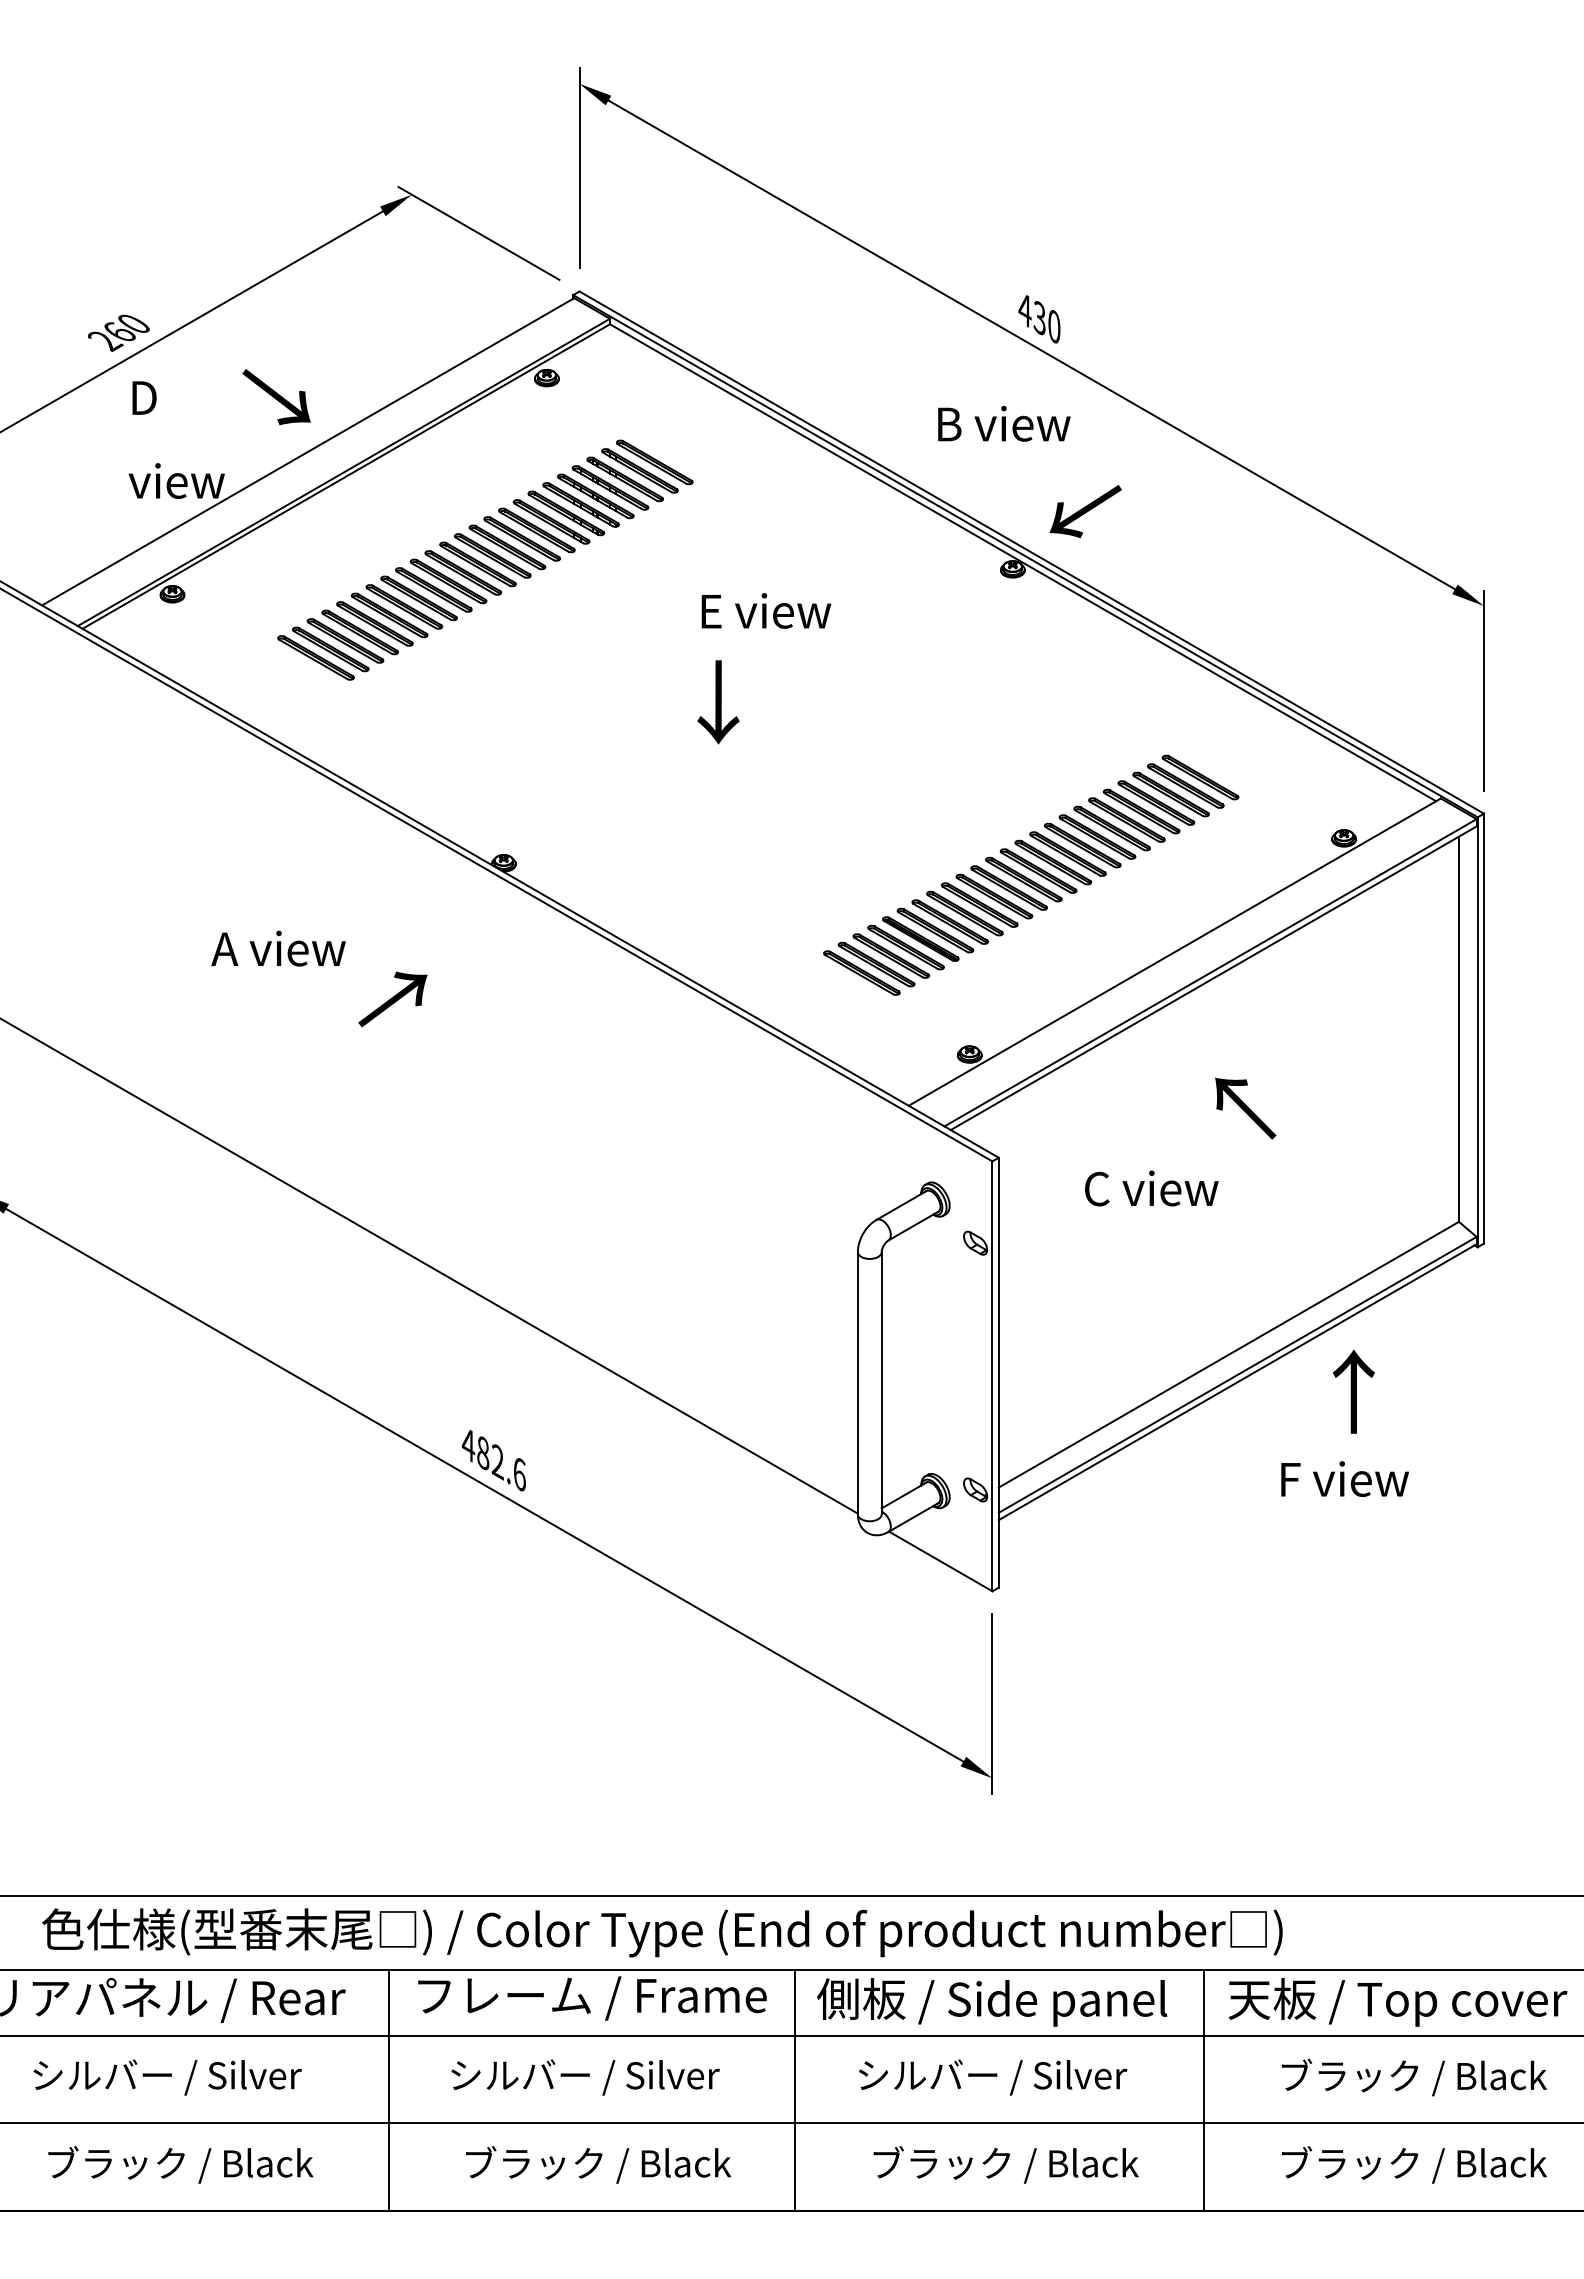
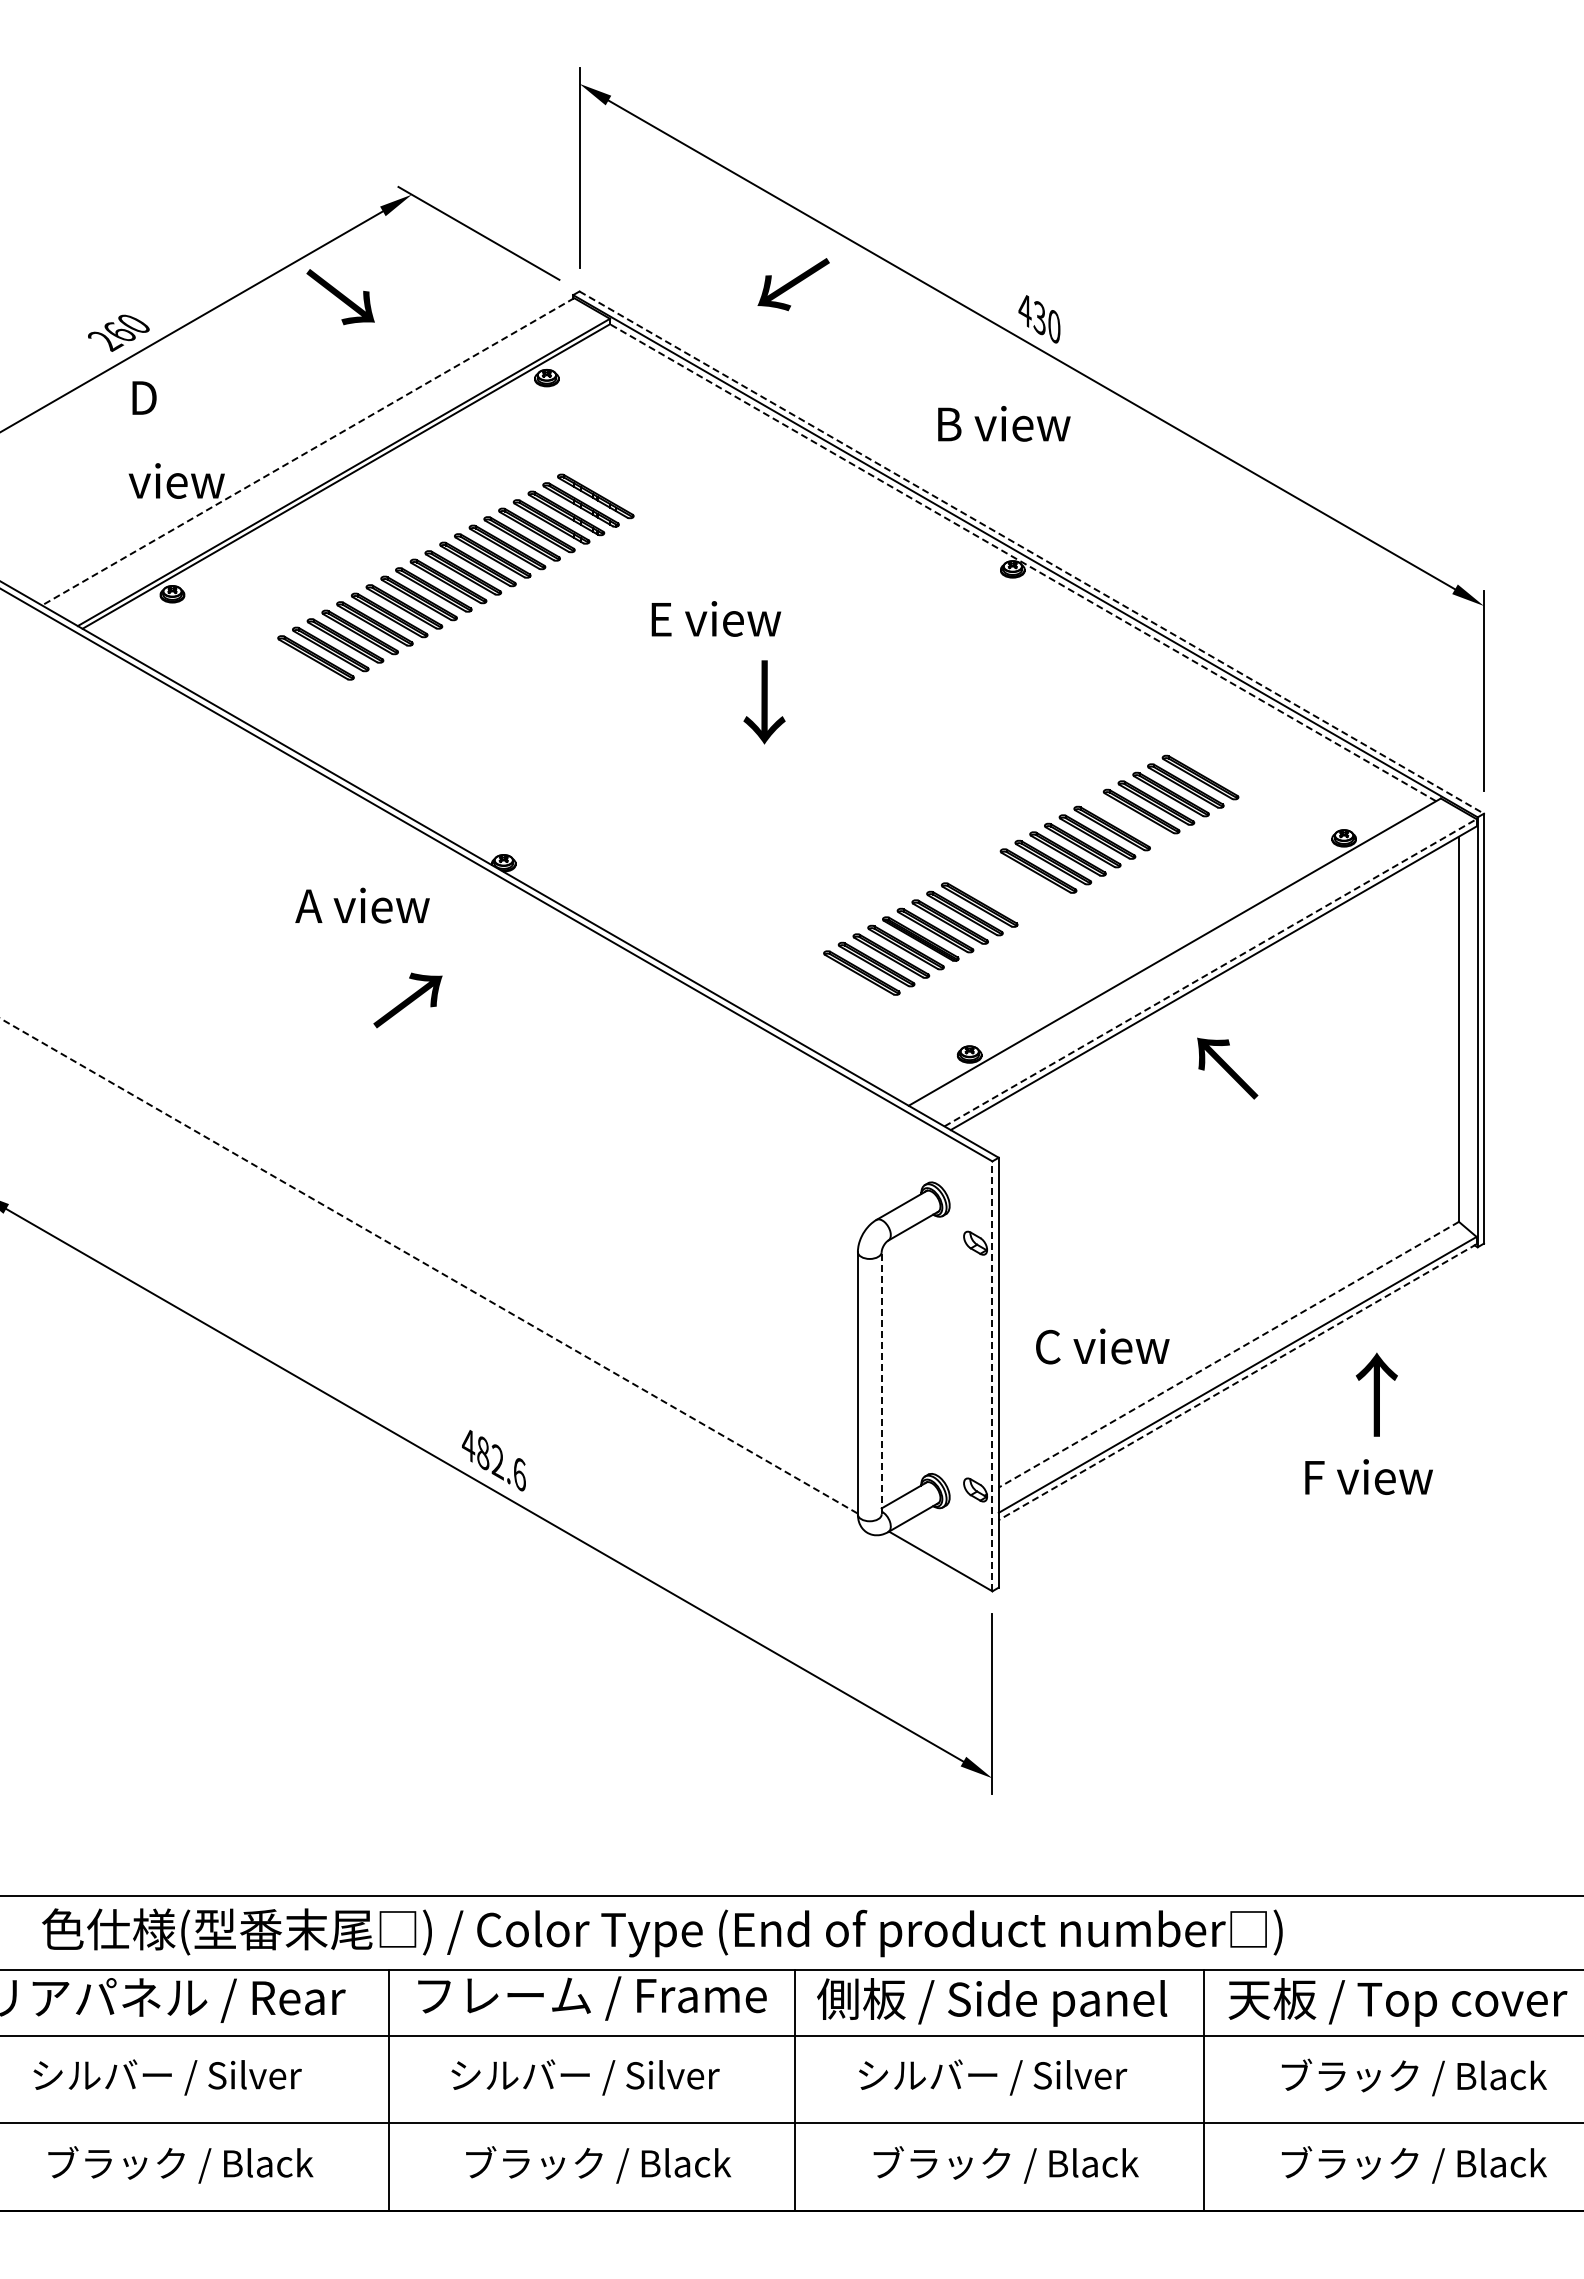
text position: (276, 397) -> (340, 297) (340, 297)
line: solid -> dashed (307, 452)
part: present -> none (632, 474)
text position: (1085, 511) -> (793, 284) (793, 284)
line: solid -> dashed (1032, 552)
line: solid -> dashed (1023, 562)
text position: (766, 610) -> (716, 618) (716, 618)
text position: (718, 702) -> (764, 702) (764, 702)
part: present -> none (1126, 819)
part: present -> none (1008, 887)
text position: (278, 948) -> (362, 905) (362, 905)
line: solid -> dashed (1210, 972)
text position: (392, 999) -> (407, 1000) (407, 1000)
text position: (1245, 1108) -> (1227, 1068) (1227, 1068)
text position: (1151, 1188) -> (1102, 1346) (1102, 1346)
line: solid -> dashed (429, 1266)
line: solid -> dashed (1228, 1354)
line: solid -> dashed (992, 1376)
line: solid -> dashed (881, 1382)
line: solid -> dashed (1237, 1382)
text position: (1353, 1391) -> (1376, 1394) (1376, 1394)
text position: (1344, 1478) -> (1368, 1476) (1368, 1476)
